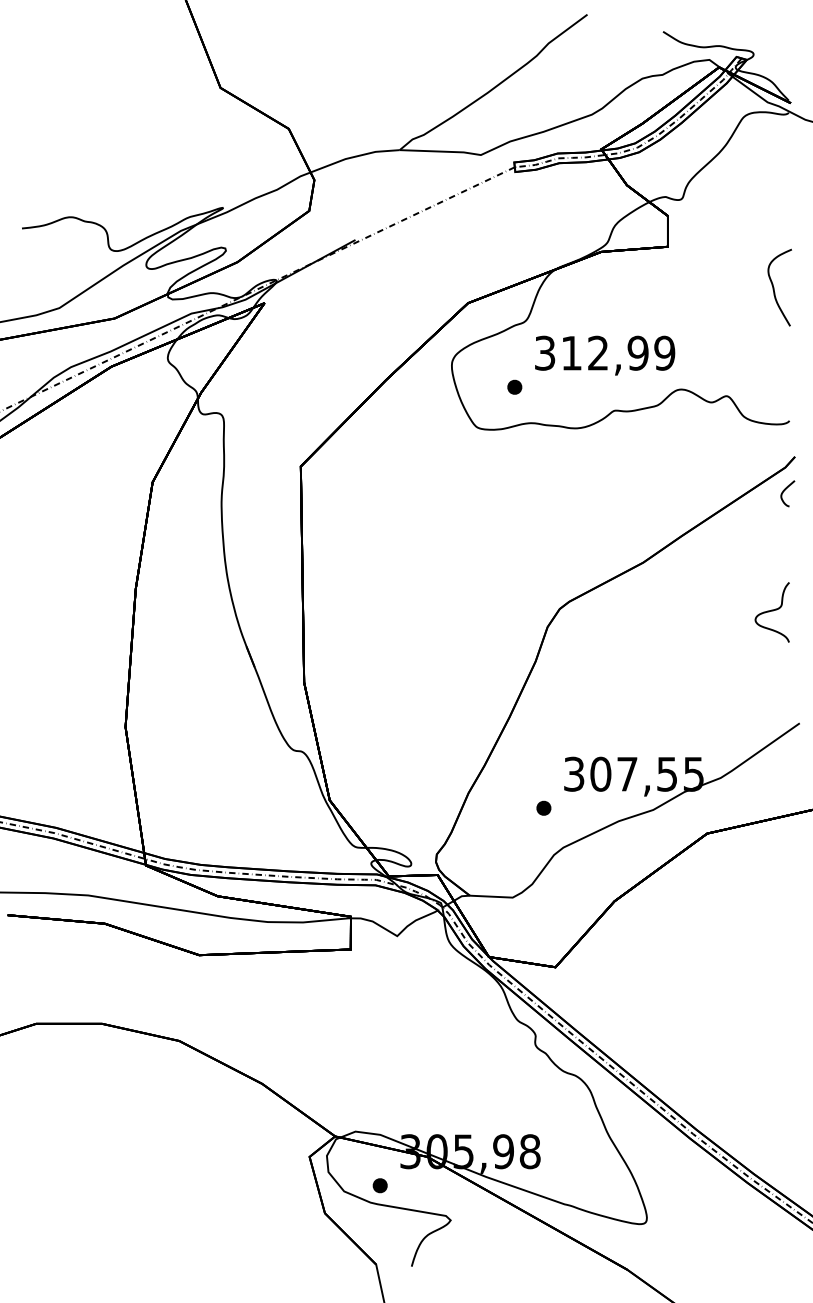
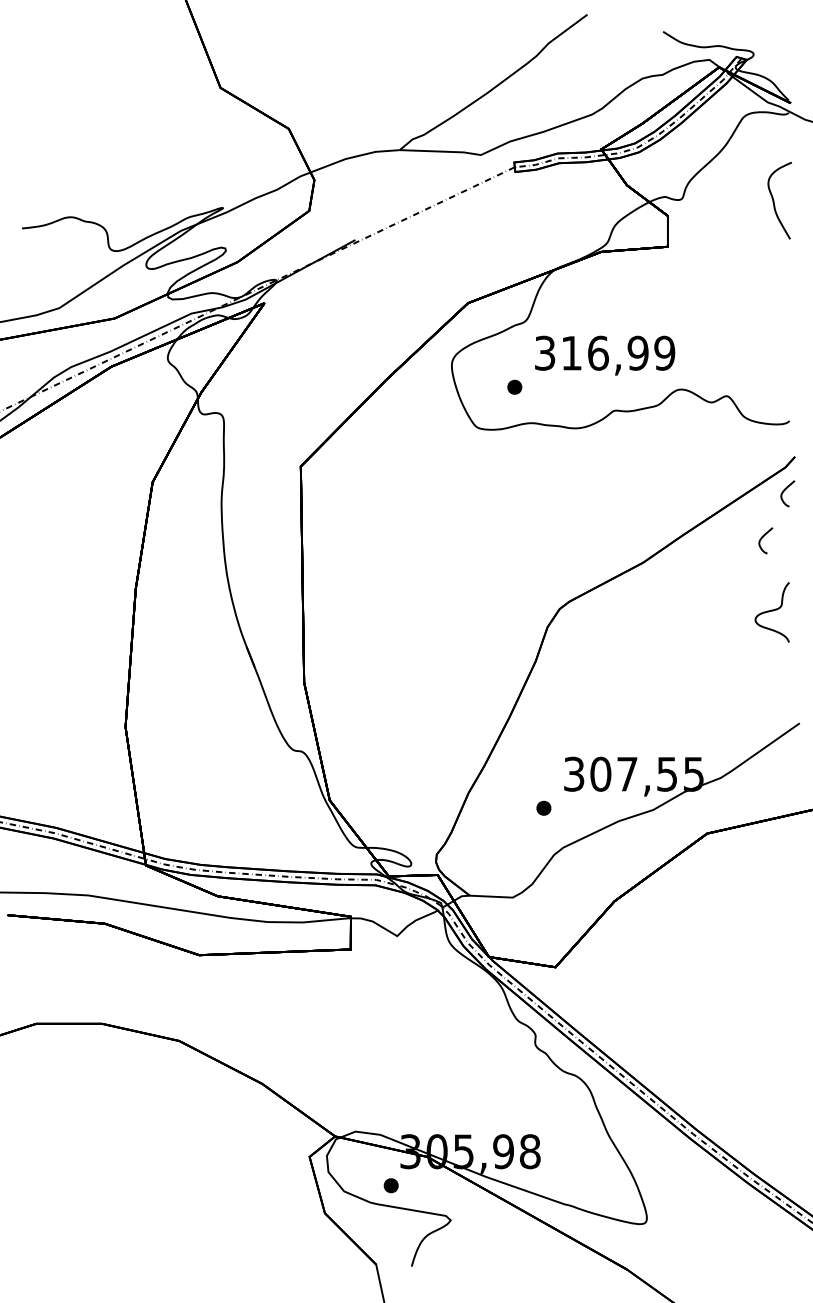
curve position: (774, 287) -> (774, 200) (774, 200)
text: 312,99 -> 316,99 (598, 352)
curve: none -> present (763, 537)
part position: (379, 1185) -> (390, 1185) (390, 1185)
